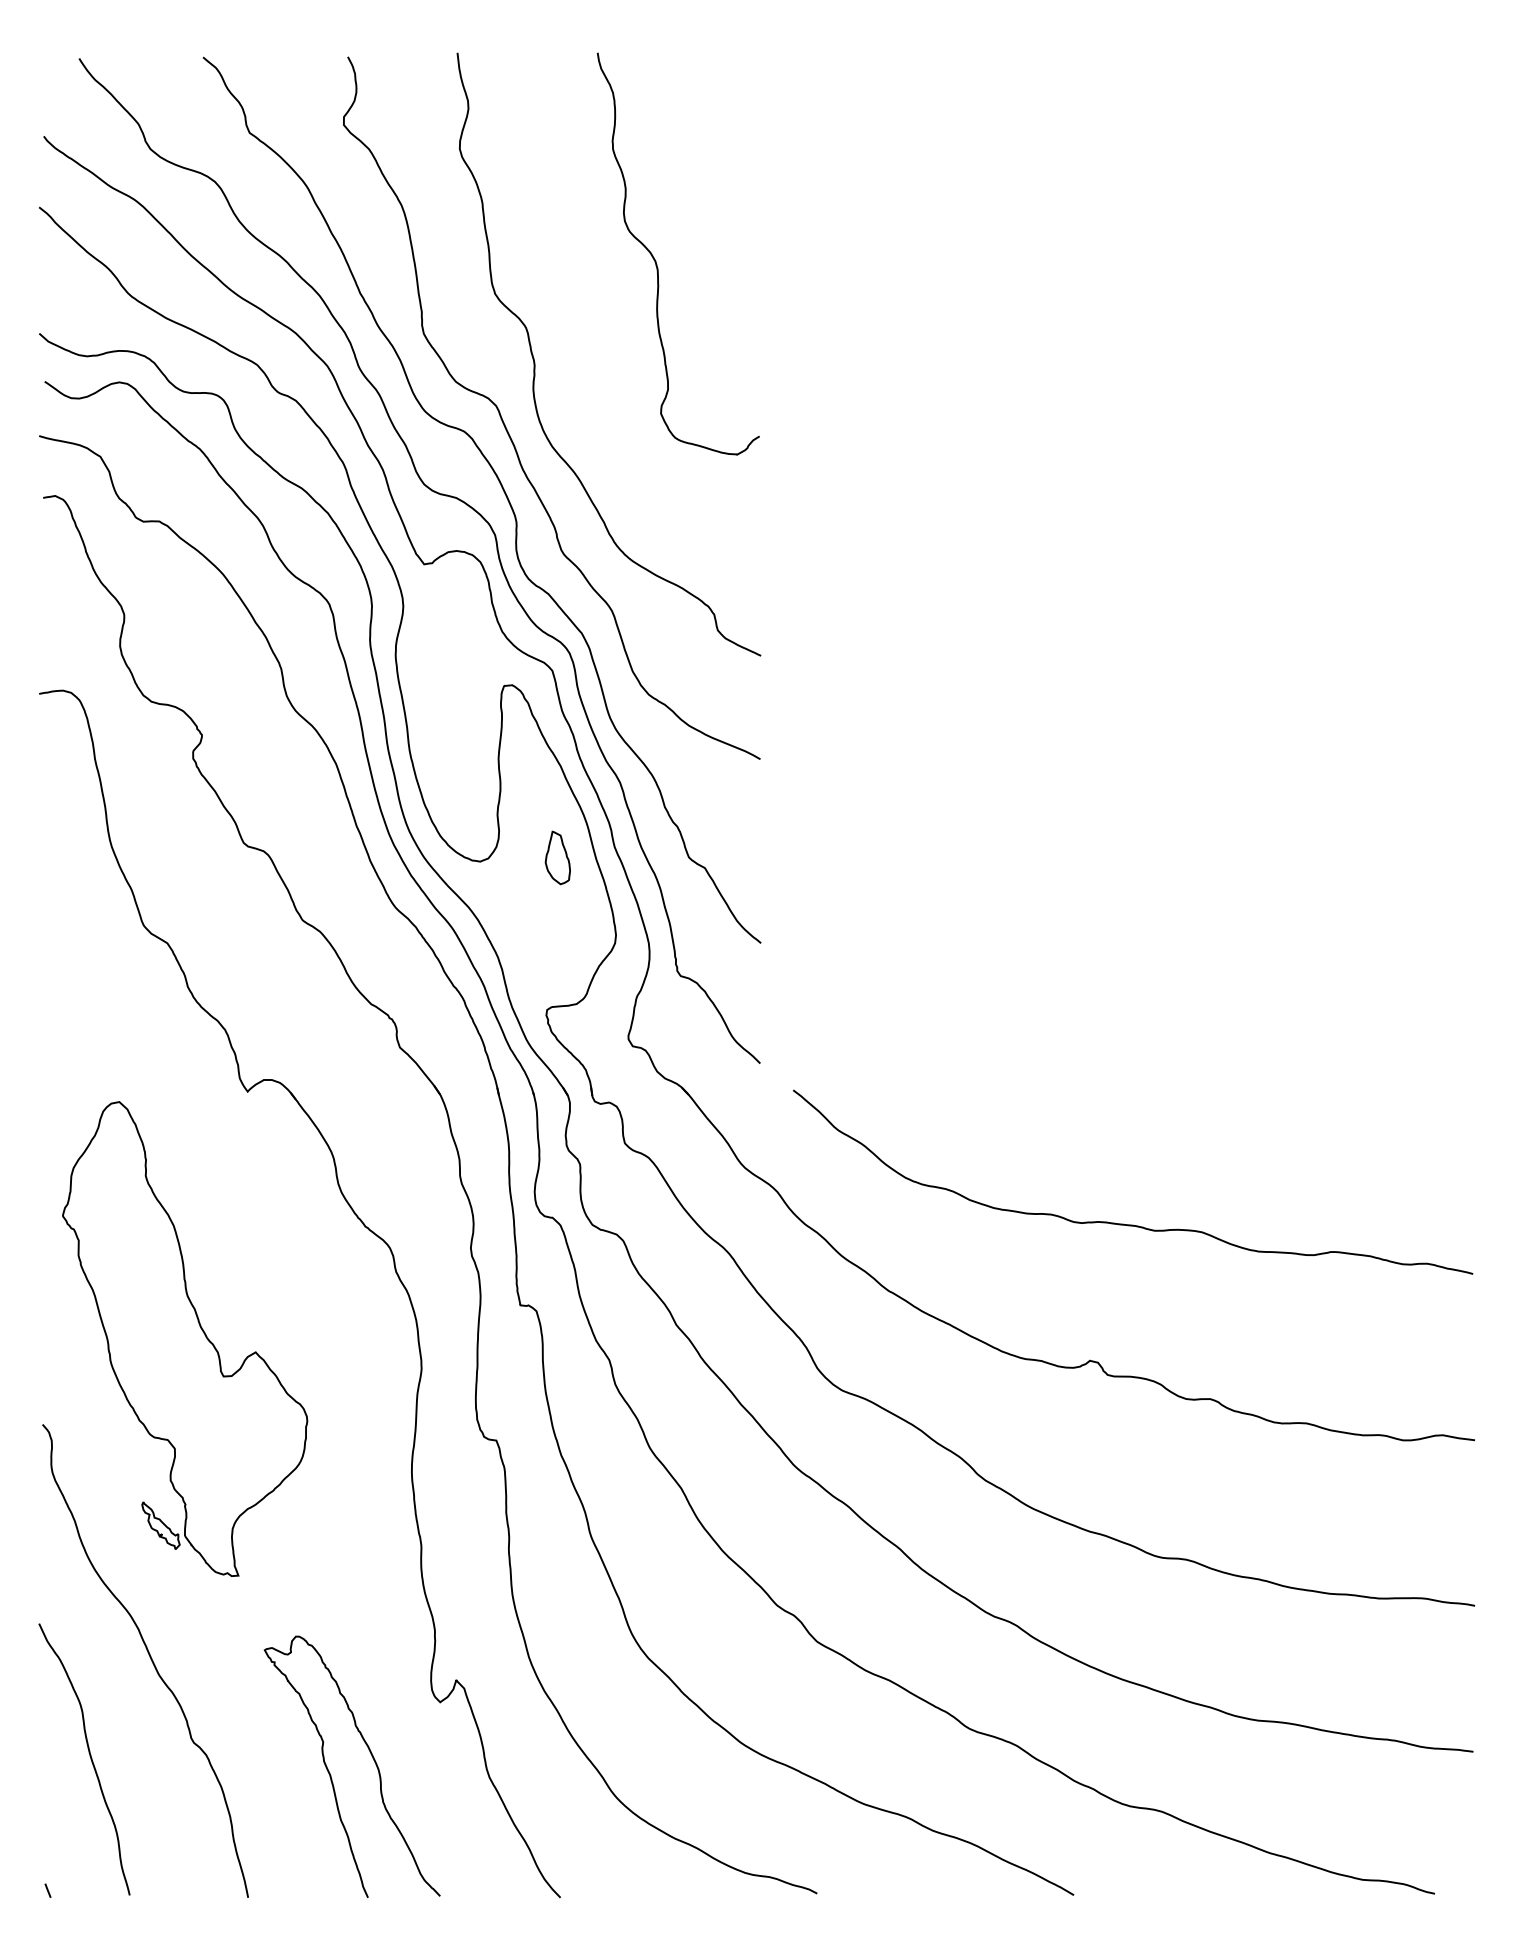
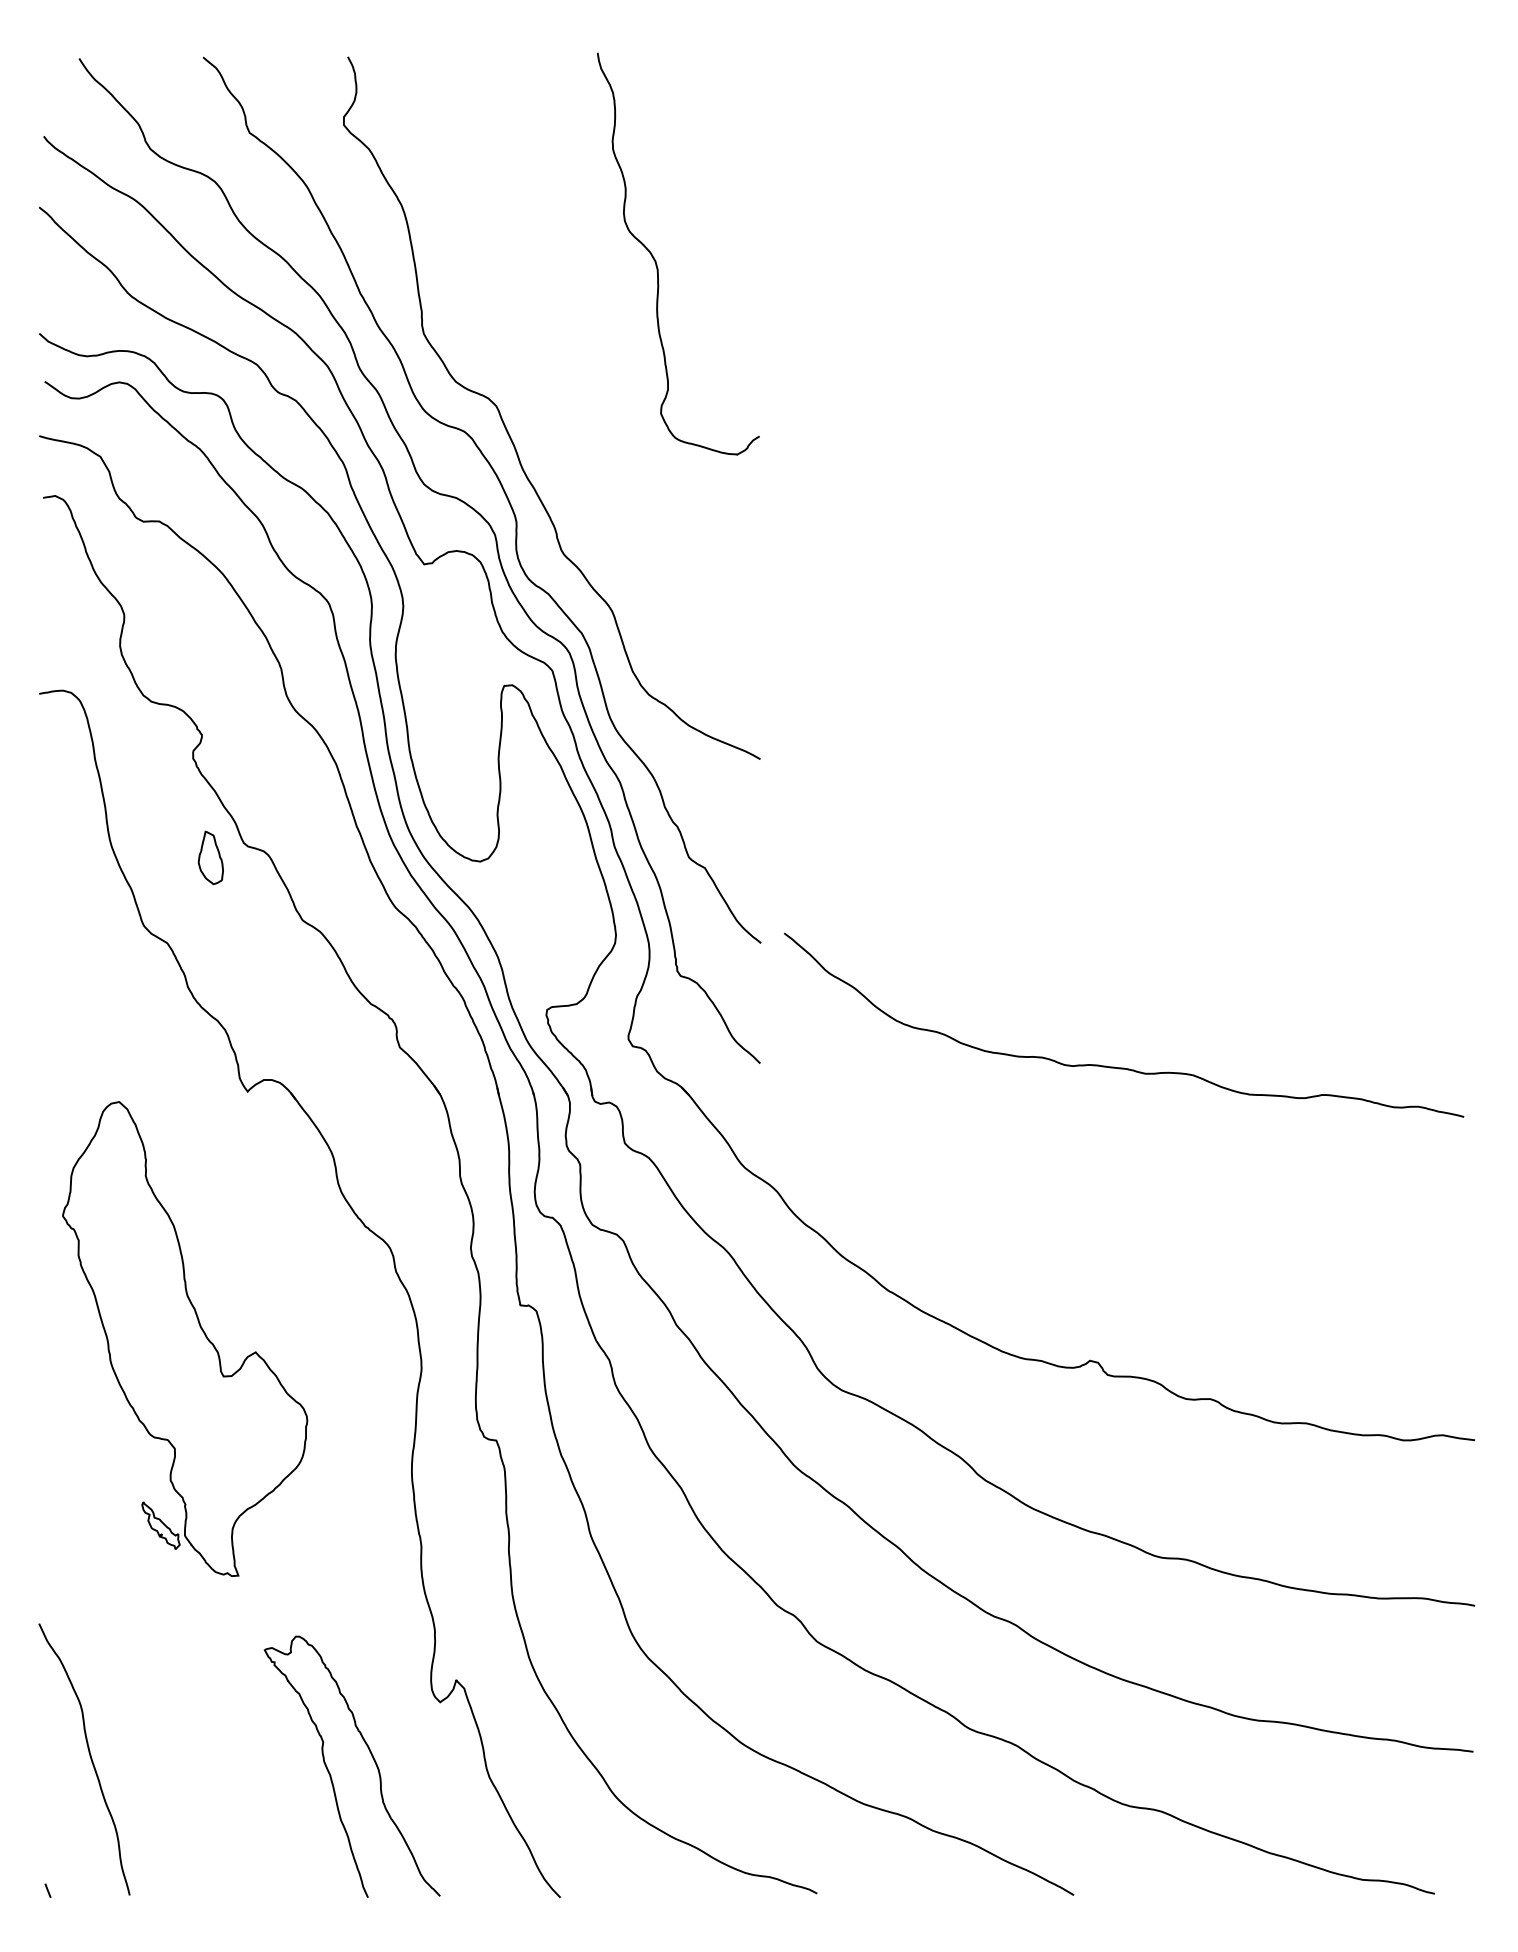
curve: present -> none (535, 362)
part position: (557, 857) -> (210, 857) (210, 857)
curve position: (1133, 1224) -> (1124, 1067) (1124, 1067)
curve: present -> none (149, 1657)
